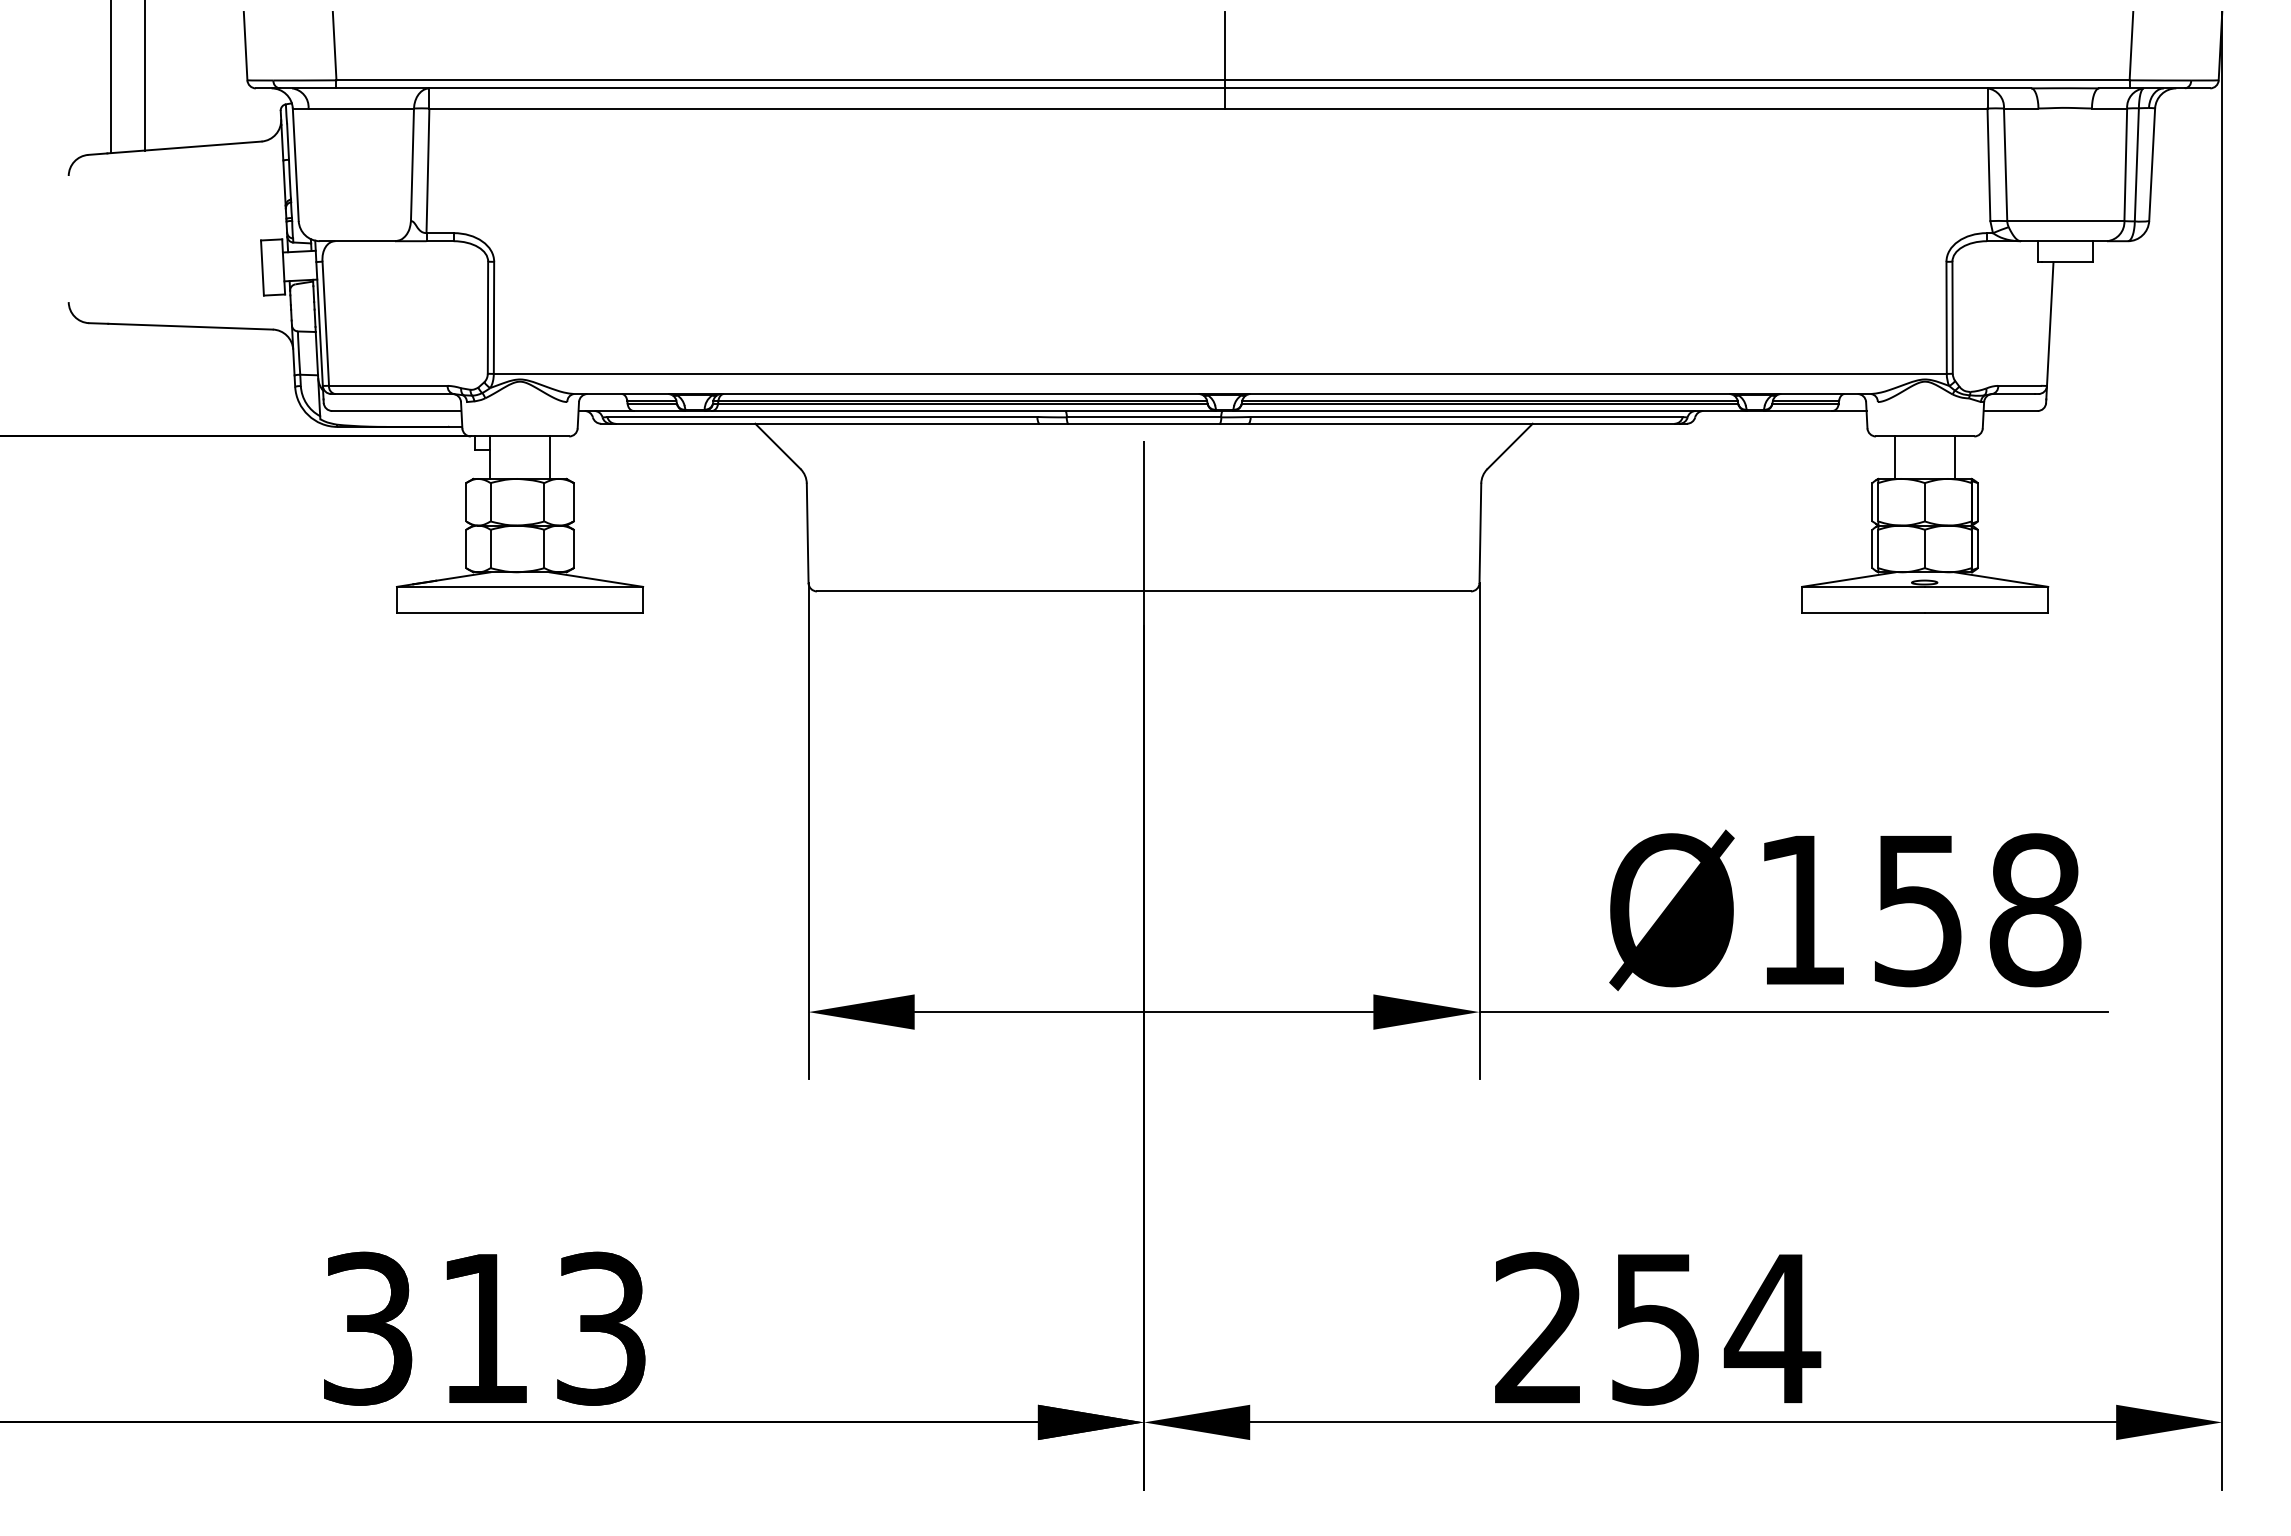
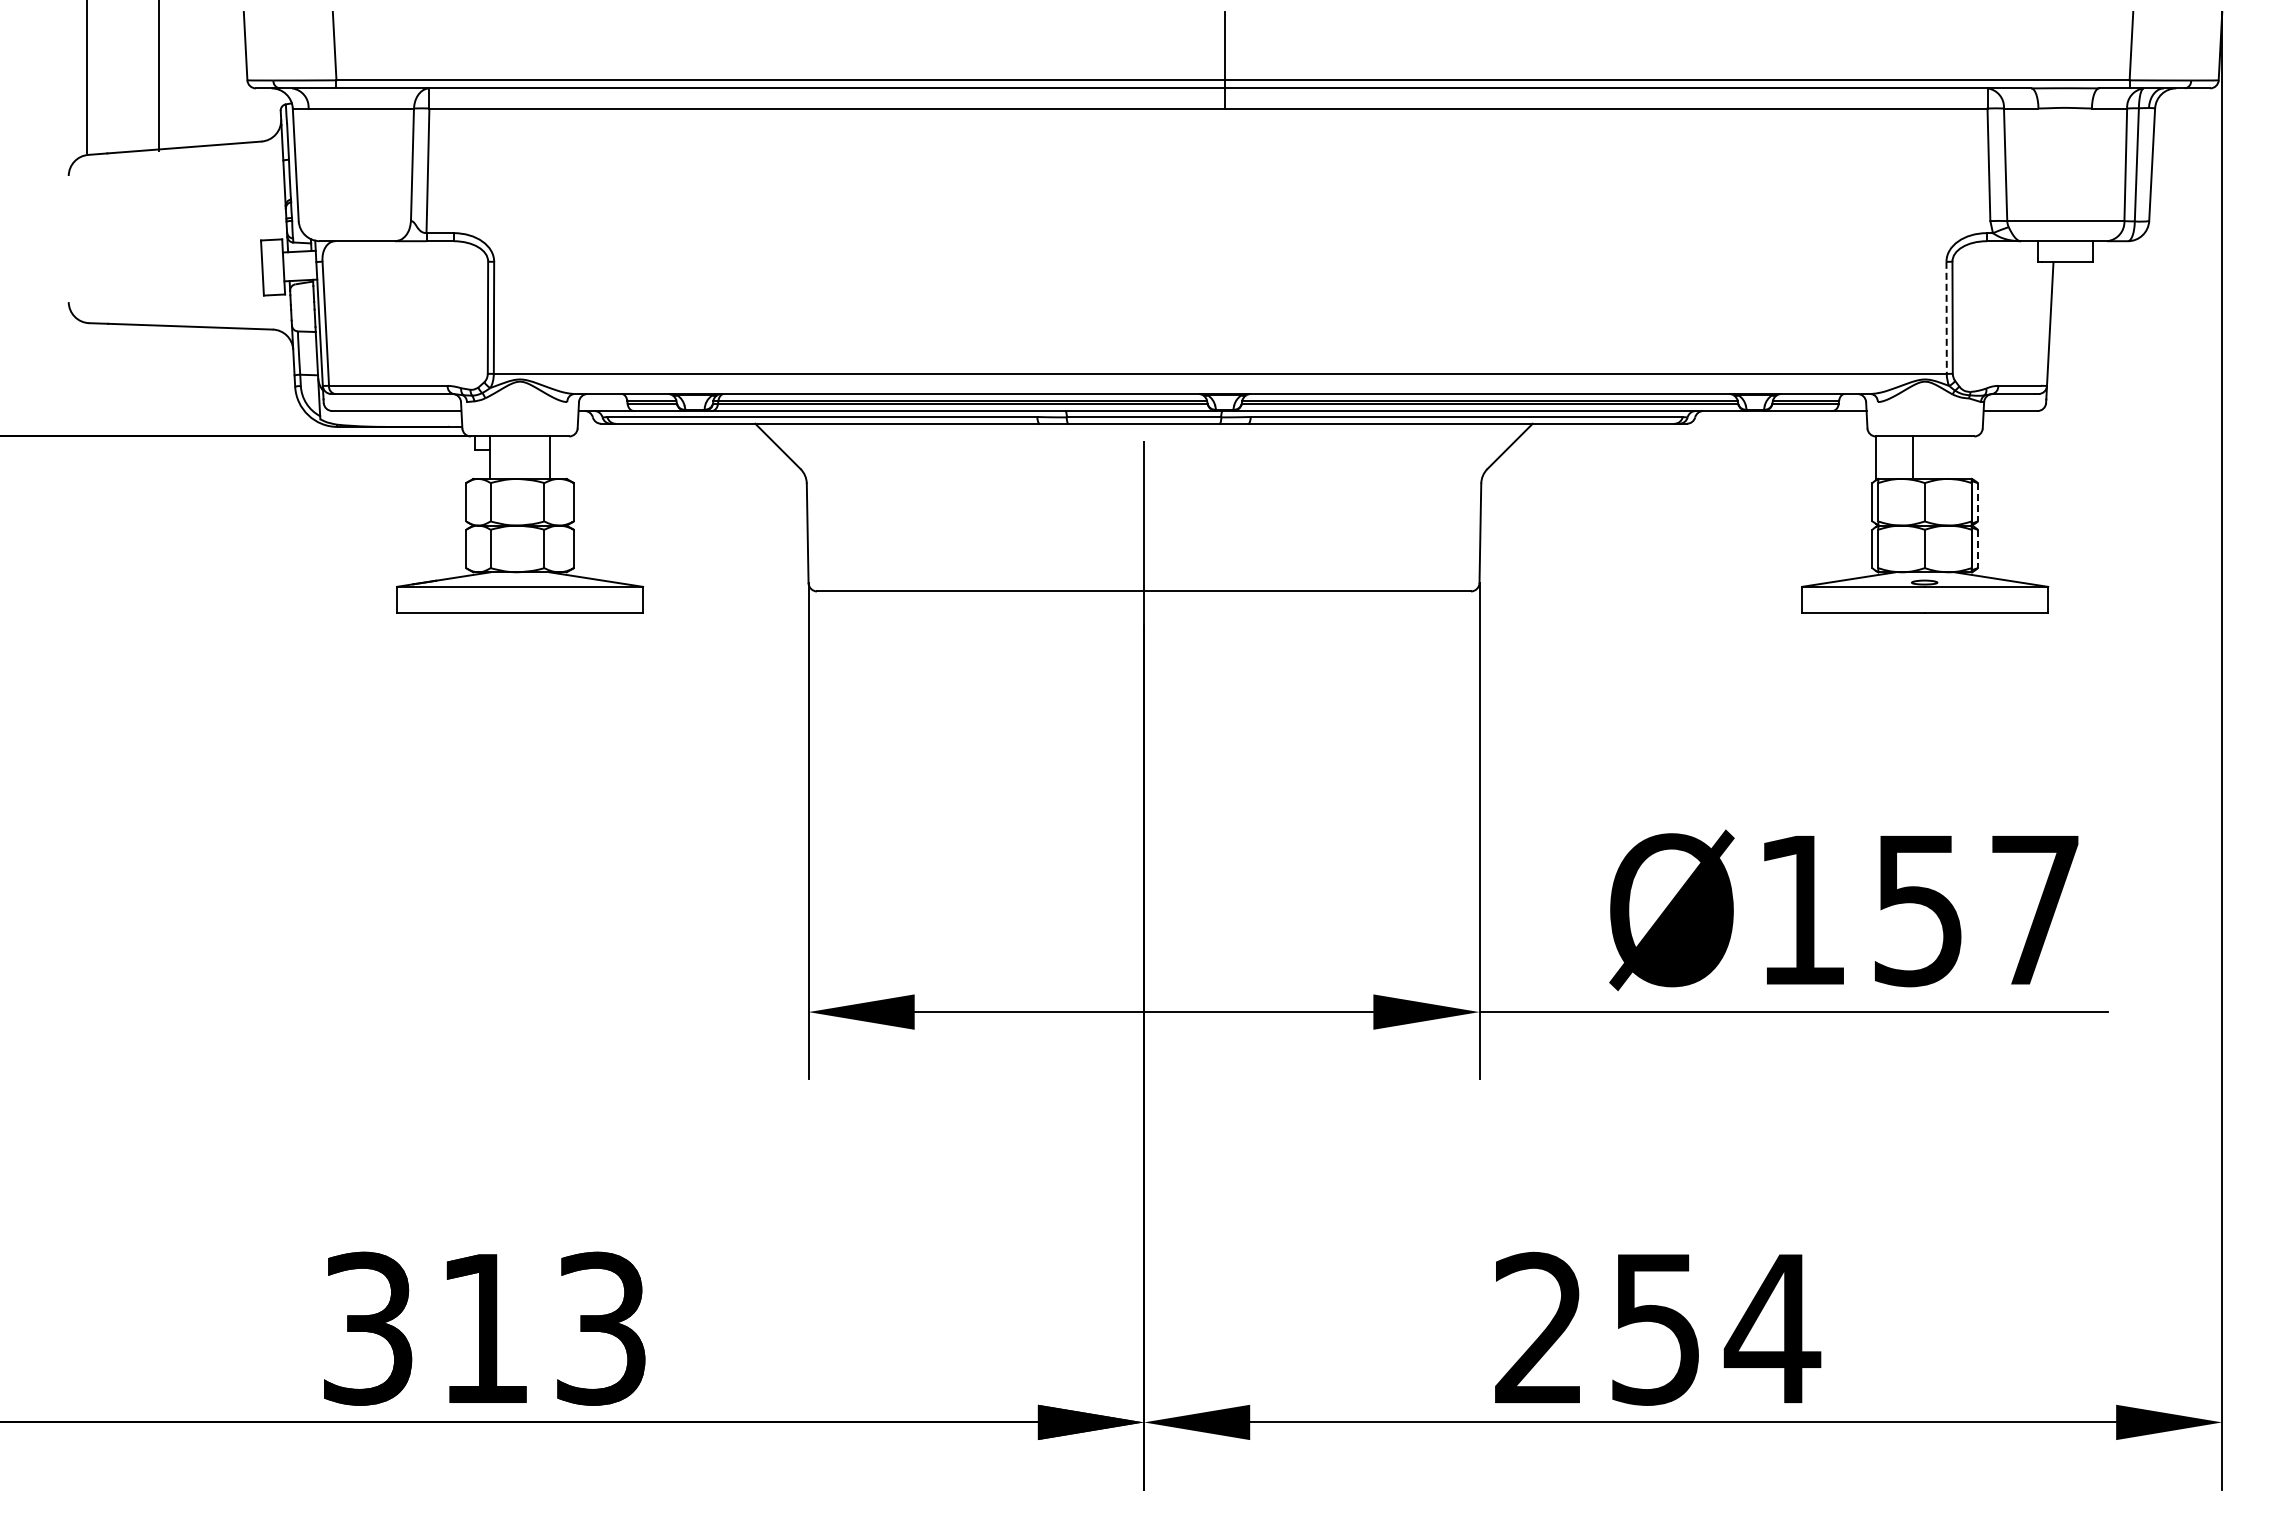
line position: (145, 76) -> (159, 76) (159, 76)
line position: (111, 77) -> (87, 77) (87, 77)
line: solid -> dashed (1946, 318)
line position: (1895, 457) -> (1876, 457) (1876, 457)
line position: (1954, 457) -> (1912, 457) (1912, 457)
line: solid -> dashed (1977, 502)
line: solid -> dashed (1977, 549)
text: Ø158 -> Ø157 (2035, 910)
